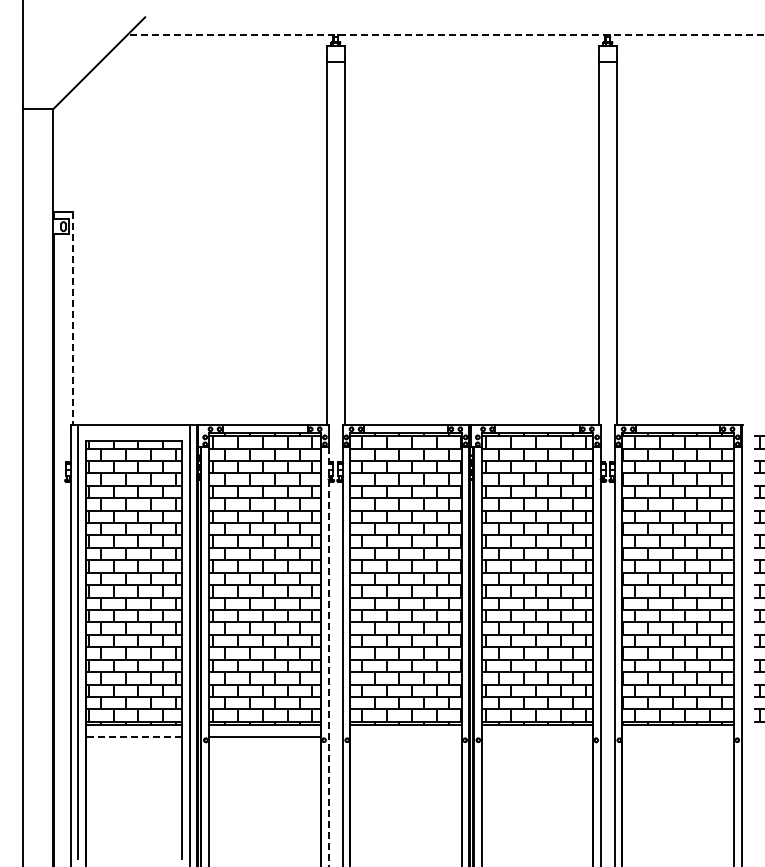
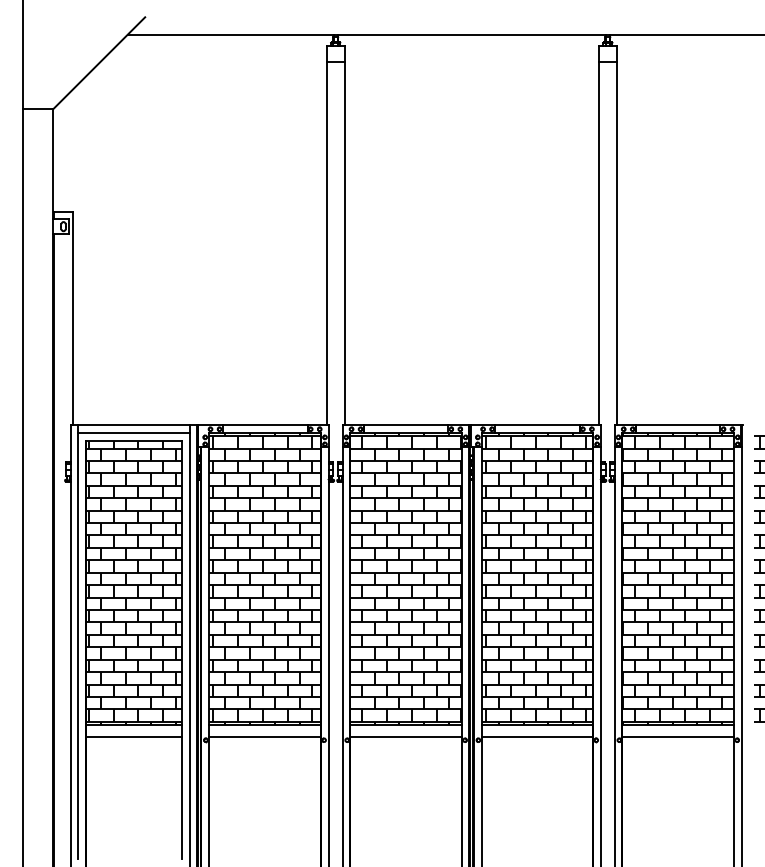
line: dashed -> solid (445, 34)
line: dashed -> solid (72, 318)
line: none -> present (133, 433)
line: dashed -> solid (328, 656)
line: dashed -> solid (133, 737)
line: none -> present (405, 737)
line: none -> present (537, 737)
line: none -> present (678, 737)
